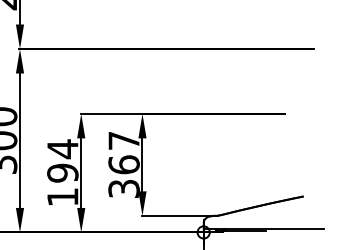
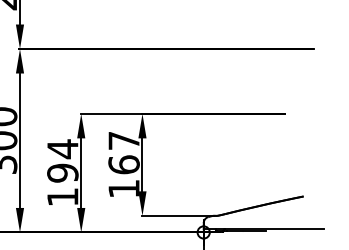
text: 367 -> 167 (123, 188)
